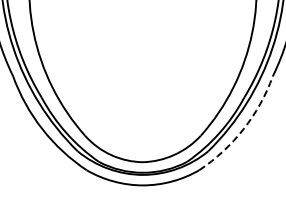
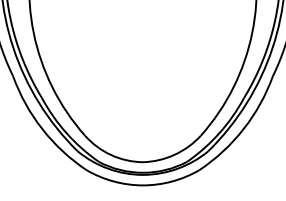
arc: dashed -> solid (243, 129)
